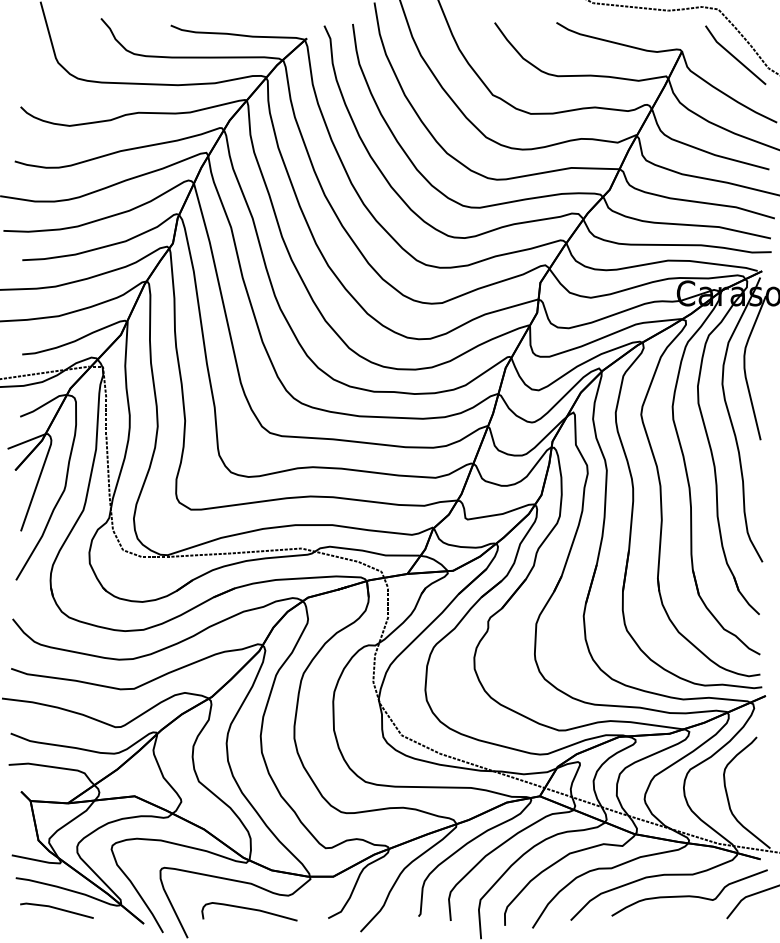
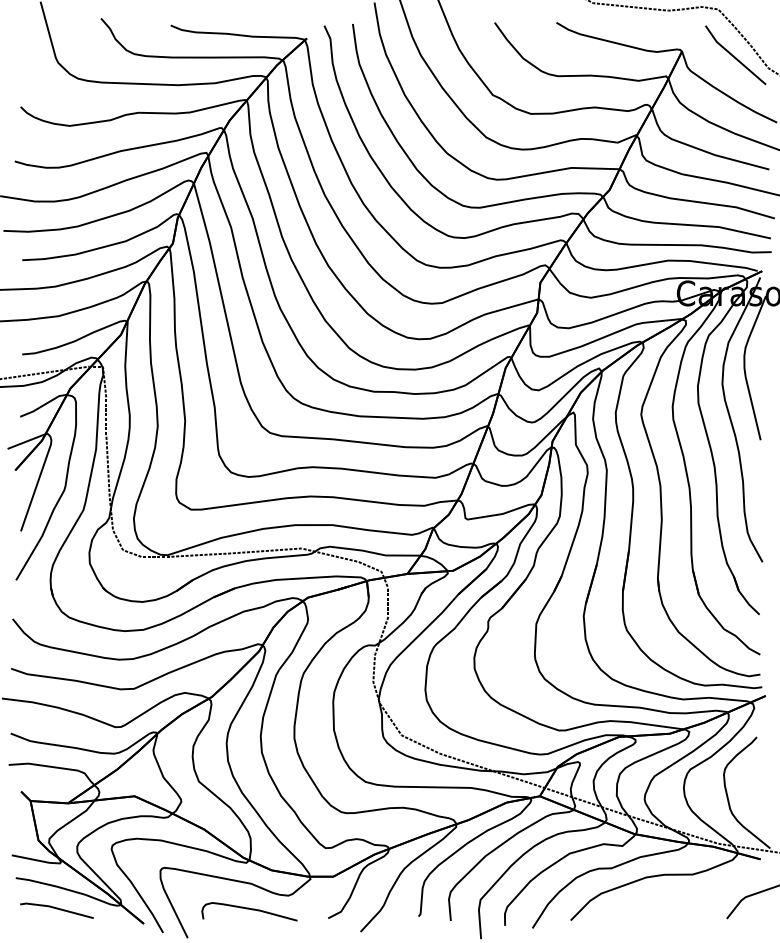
curve: present -> none (689, 895)
